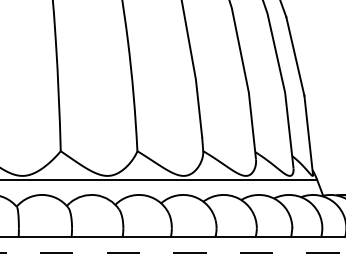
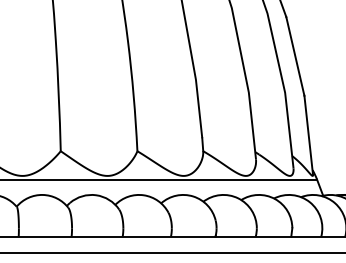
line: dashed -> solid (172, 253)
